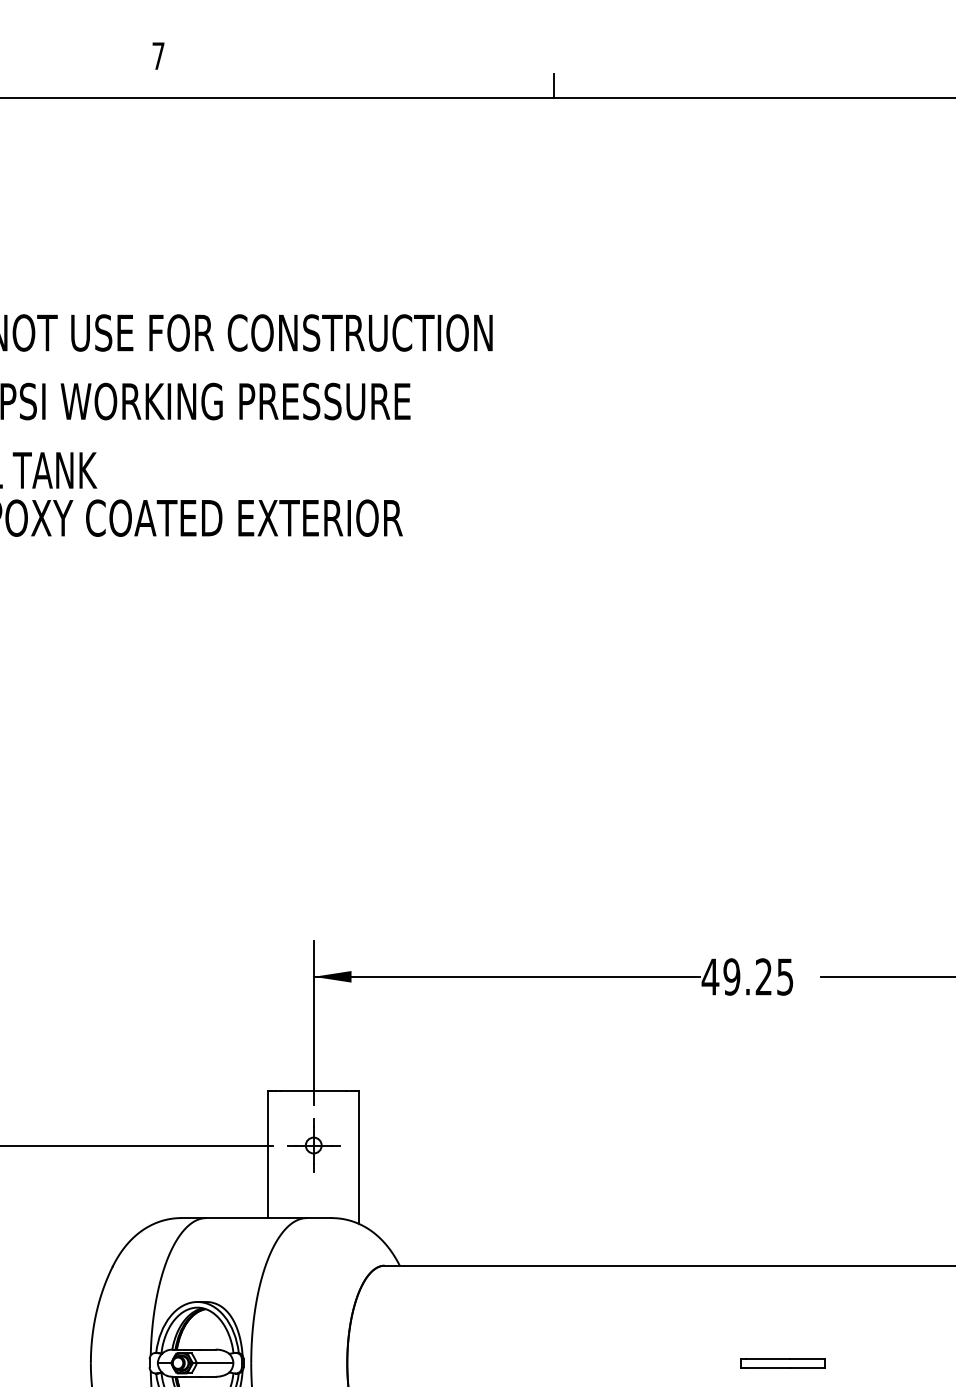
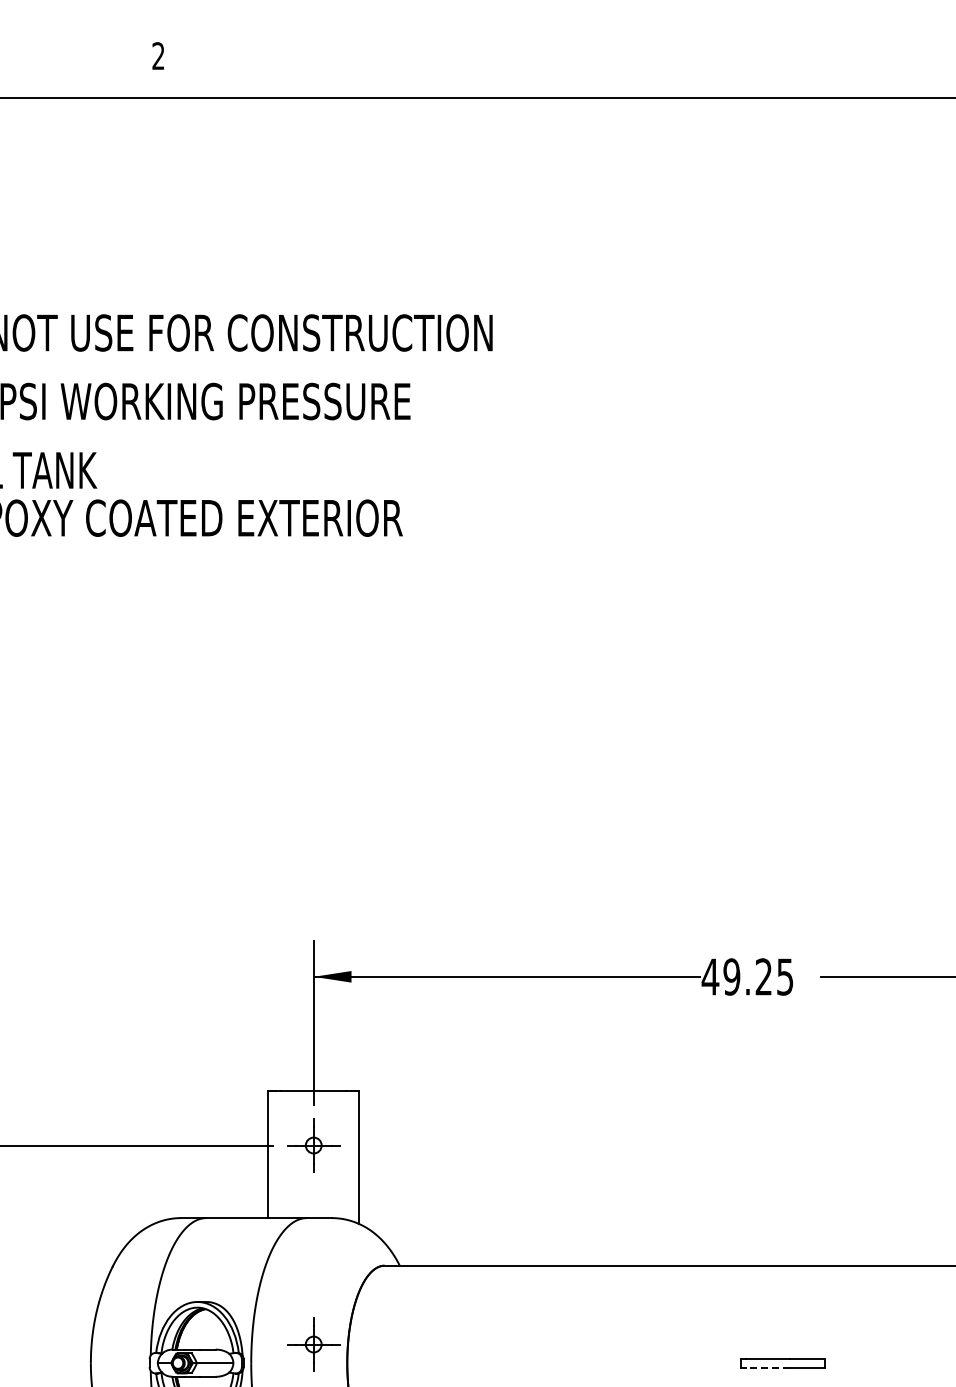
text: 7 -> 2 (158, 55)
line: present -> none (553, 85)
part: none -> present (313, 1344)
line: solid -> dashed (767, 1367)
